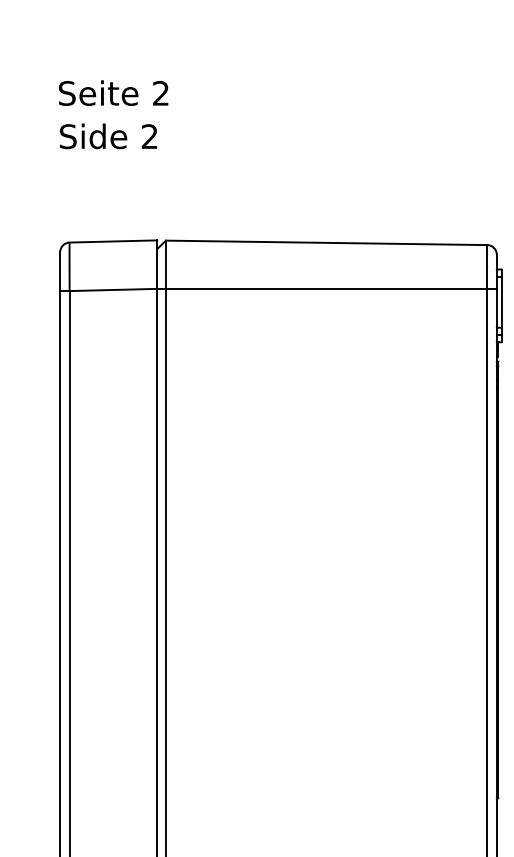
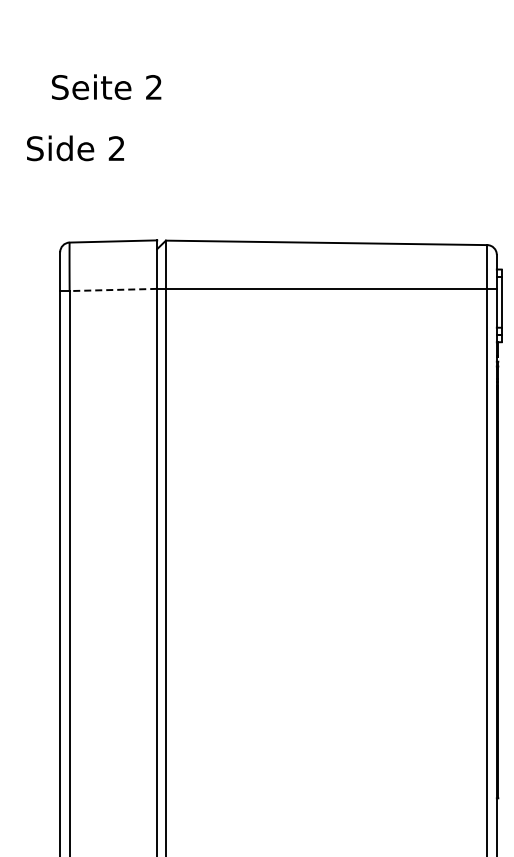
text position: (113, 92) -> (106, 86) (106, 86)
text position: (108, 136) -> (75, 148) (75, 148)
line: solid -> dashed (113, 289)
